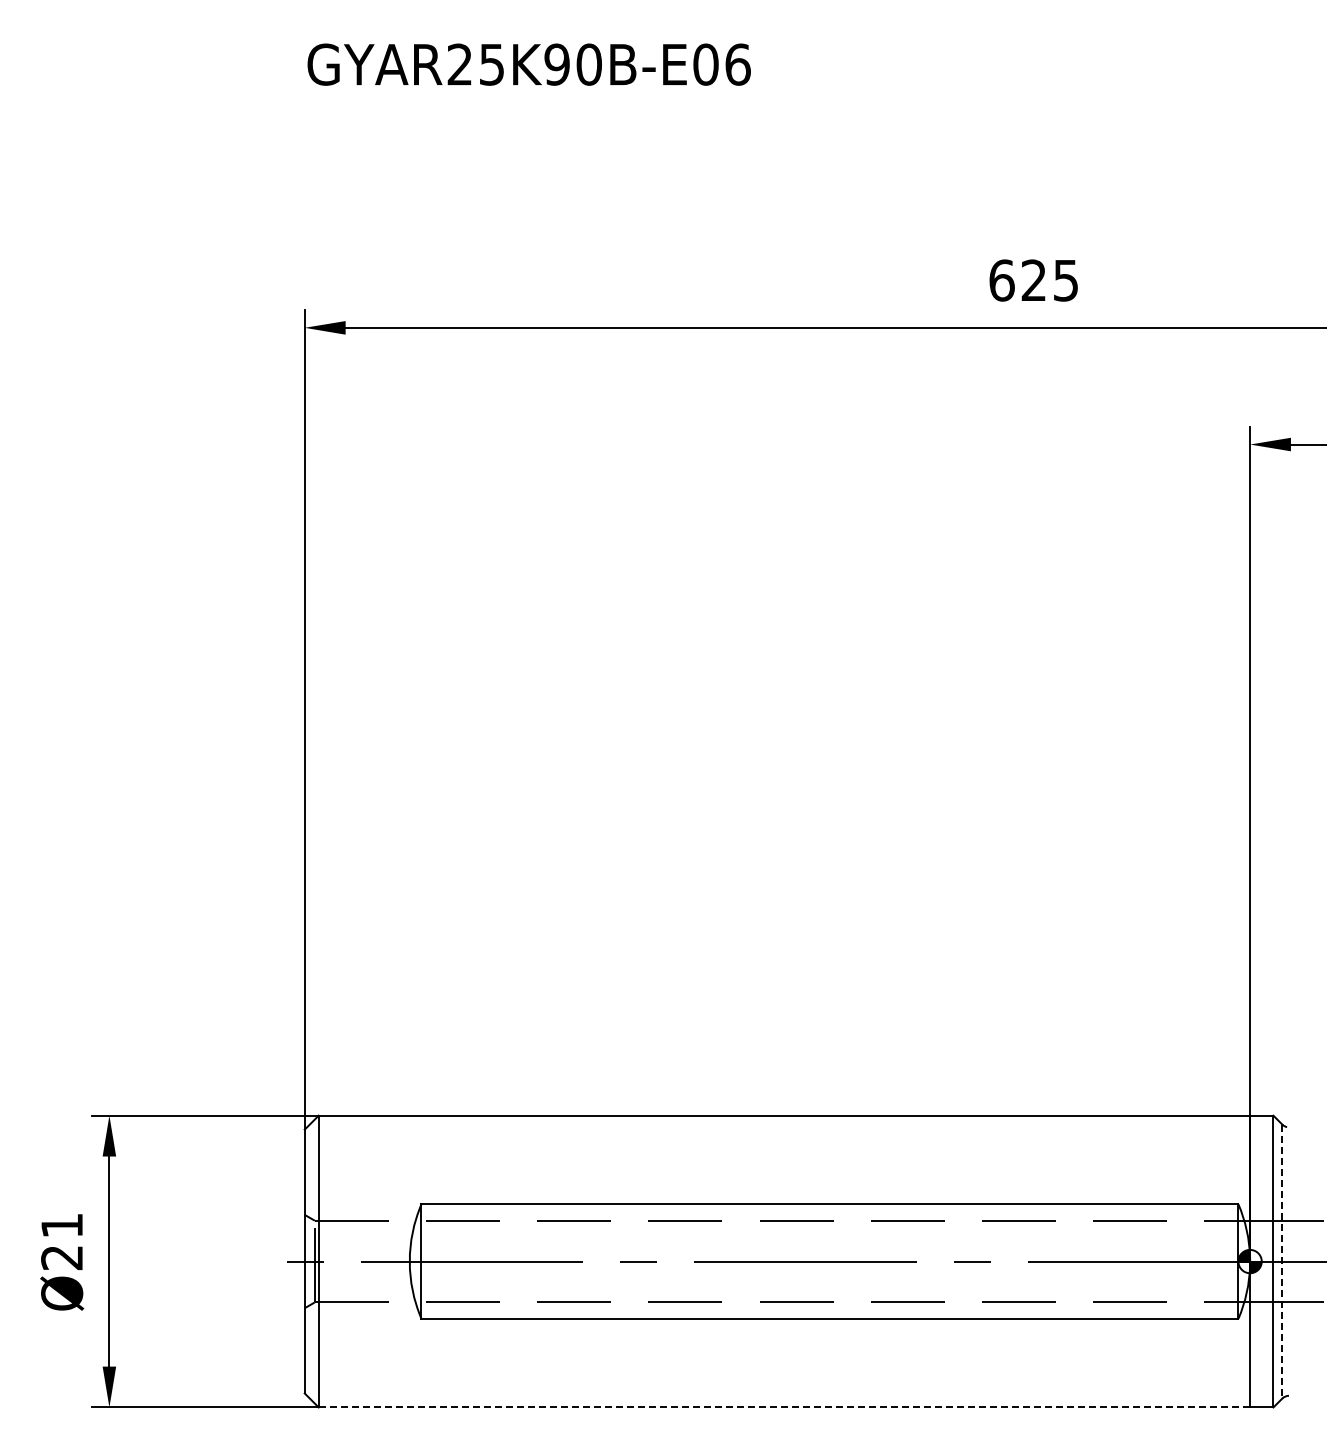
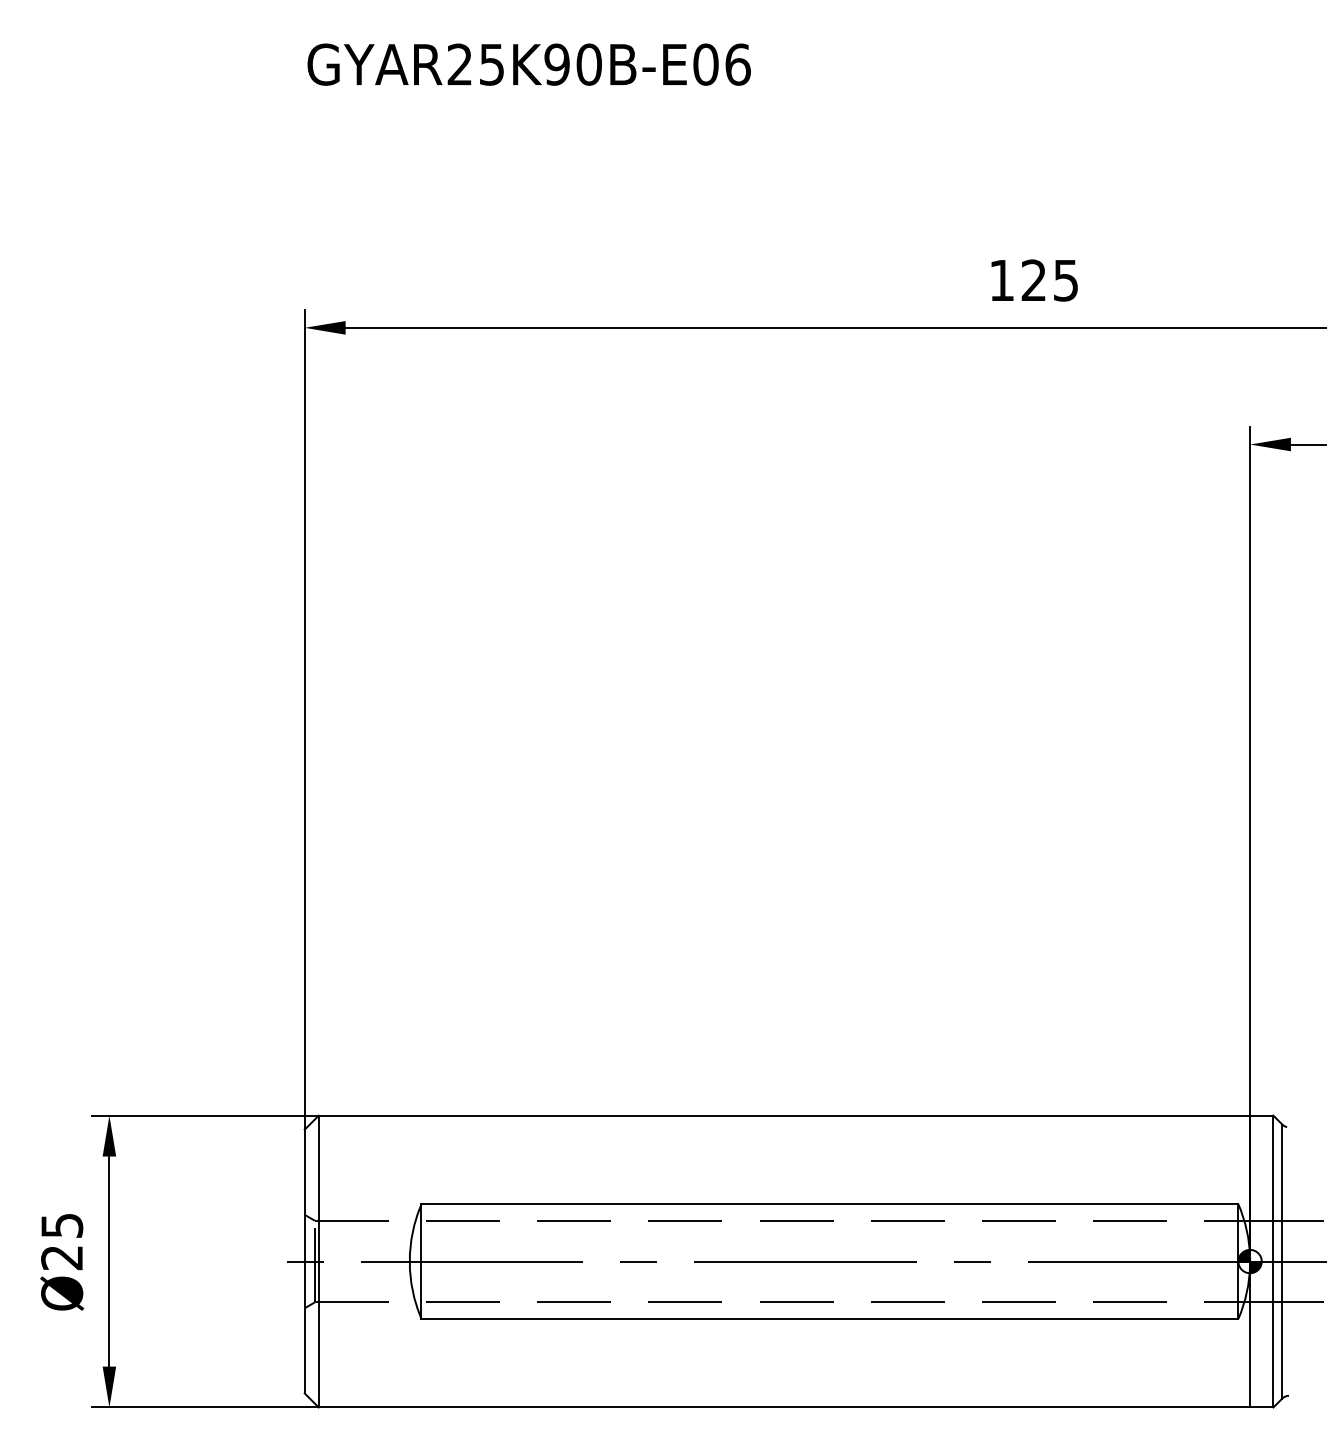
text: 625 -> 125 (1001, 280)
text: Ø21 -> Ø25 (62, 1225)
line: dashed -> solid (1282, 1261)
line: dashed -> solid (784, 1407)
